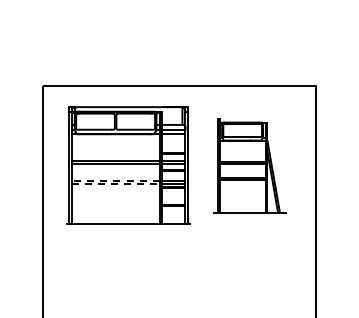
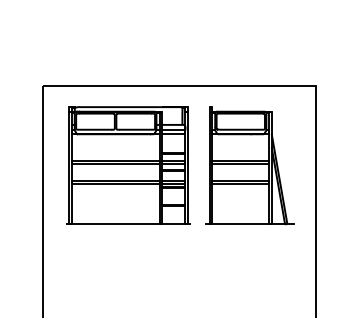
part size: 74x96 px -> 90x120 px (249, 165)
line: dashed -> solid (71, 182)
